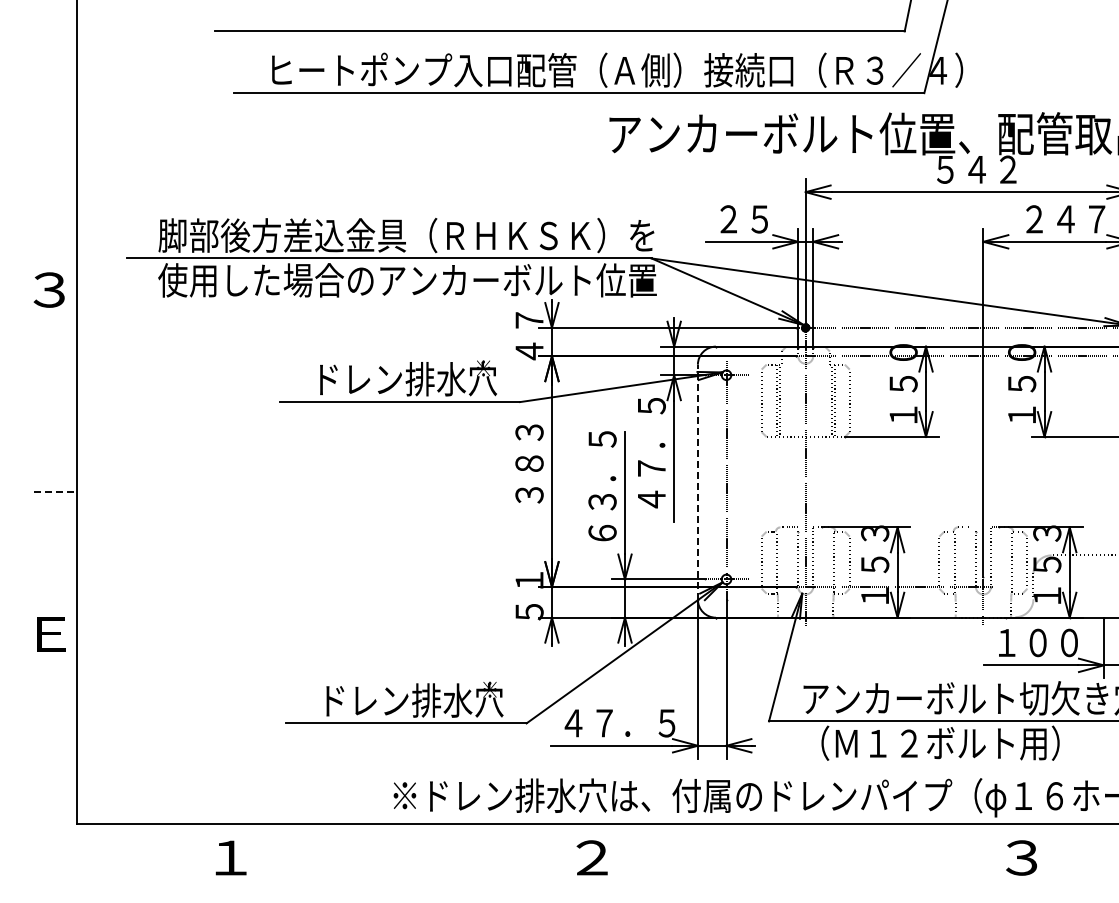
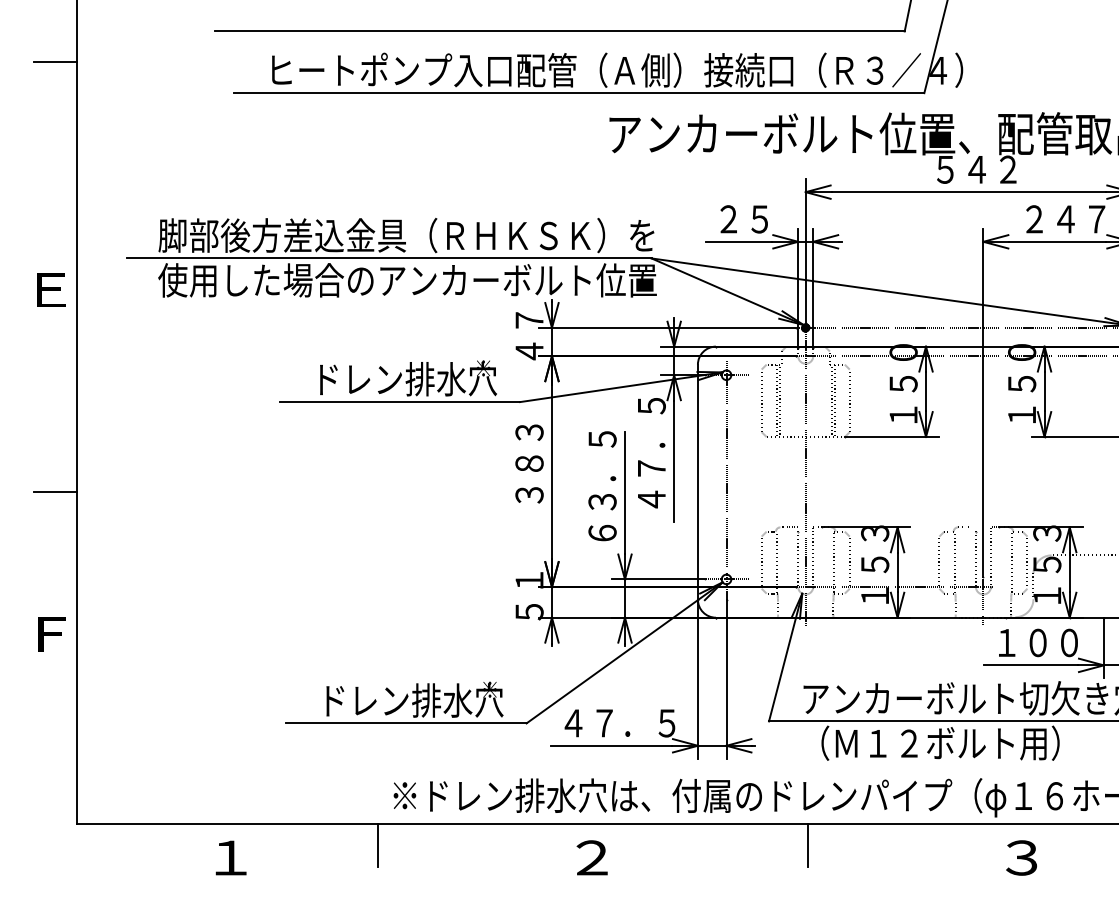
line: none -> present (54, 62)
text: ３ -> Ｅ (49, 289)
line: dashed -> solid (697, 481)
line: dashed -> solid (55, 492)
text: Ｅ -> Ｆ (51, 634)
line: none -> present (377, 844)
line: none -> present (808, 844)
